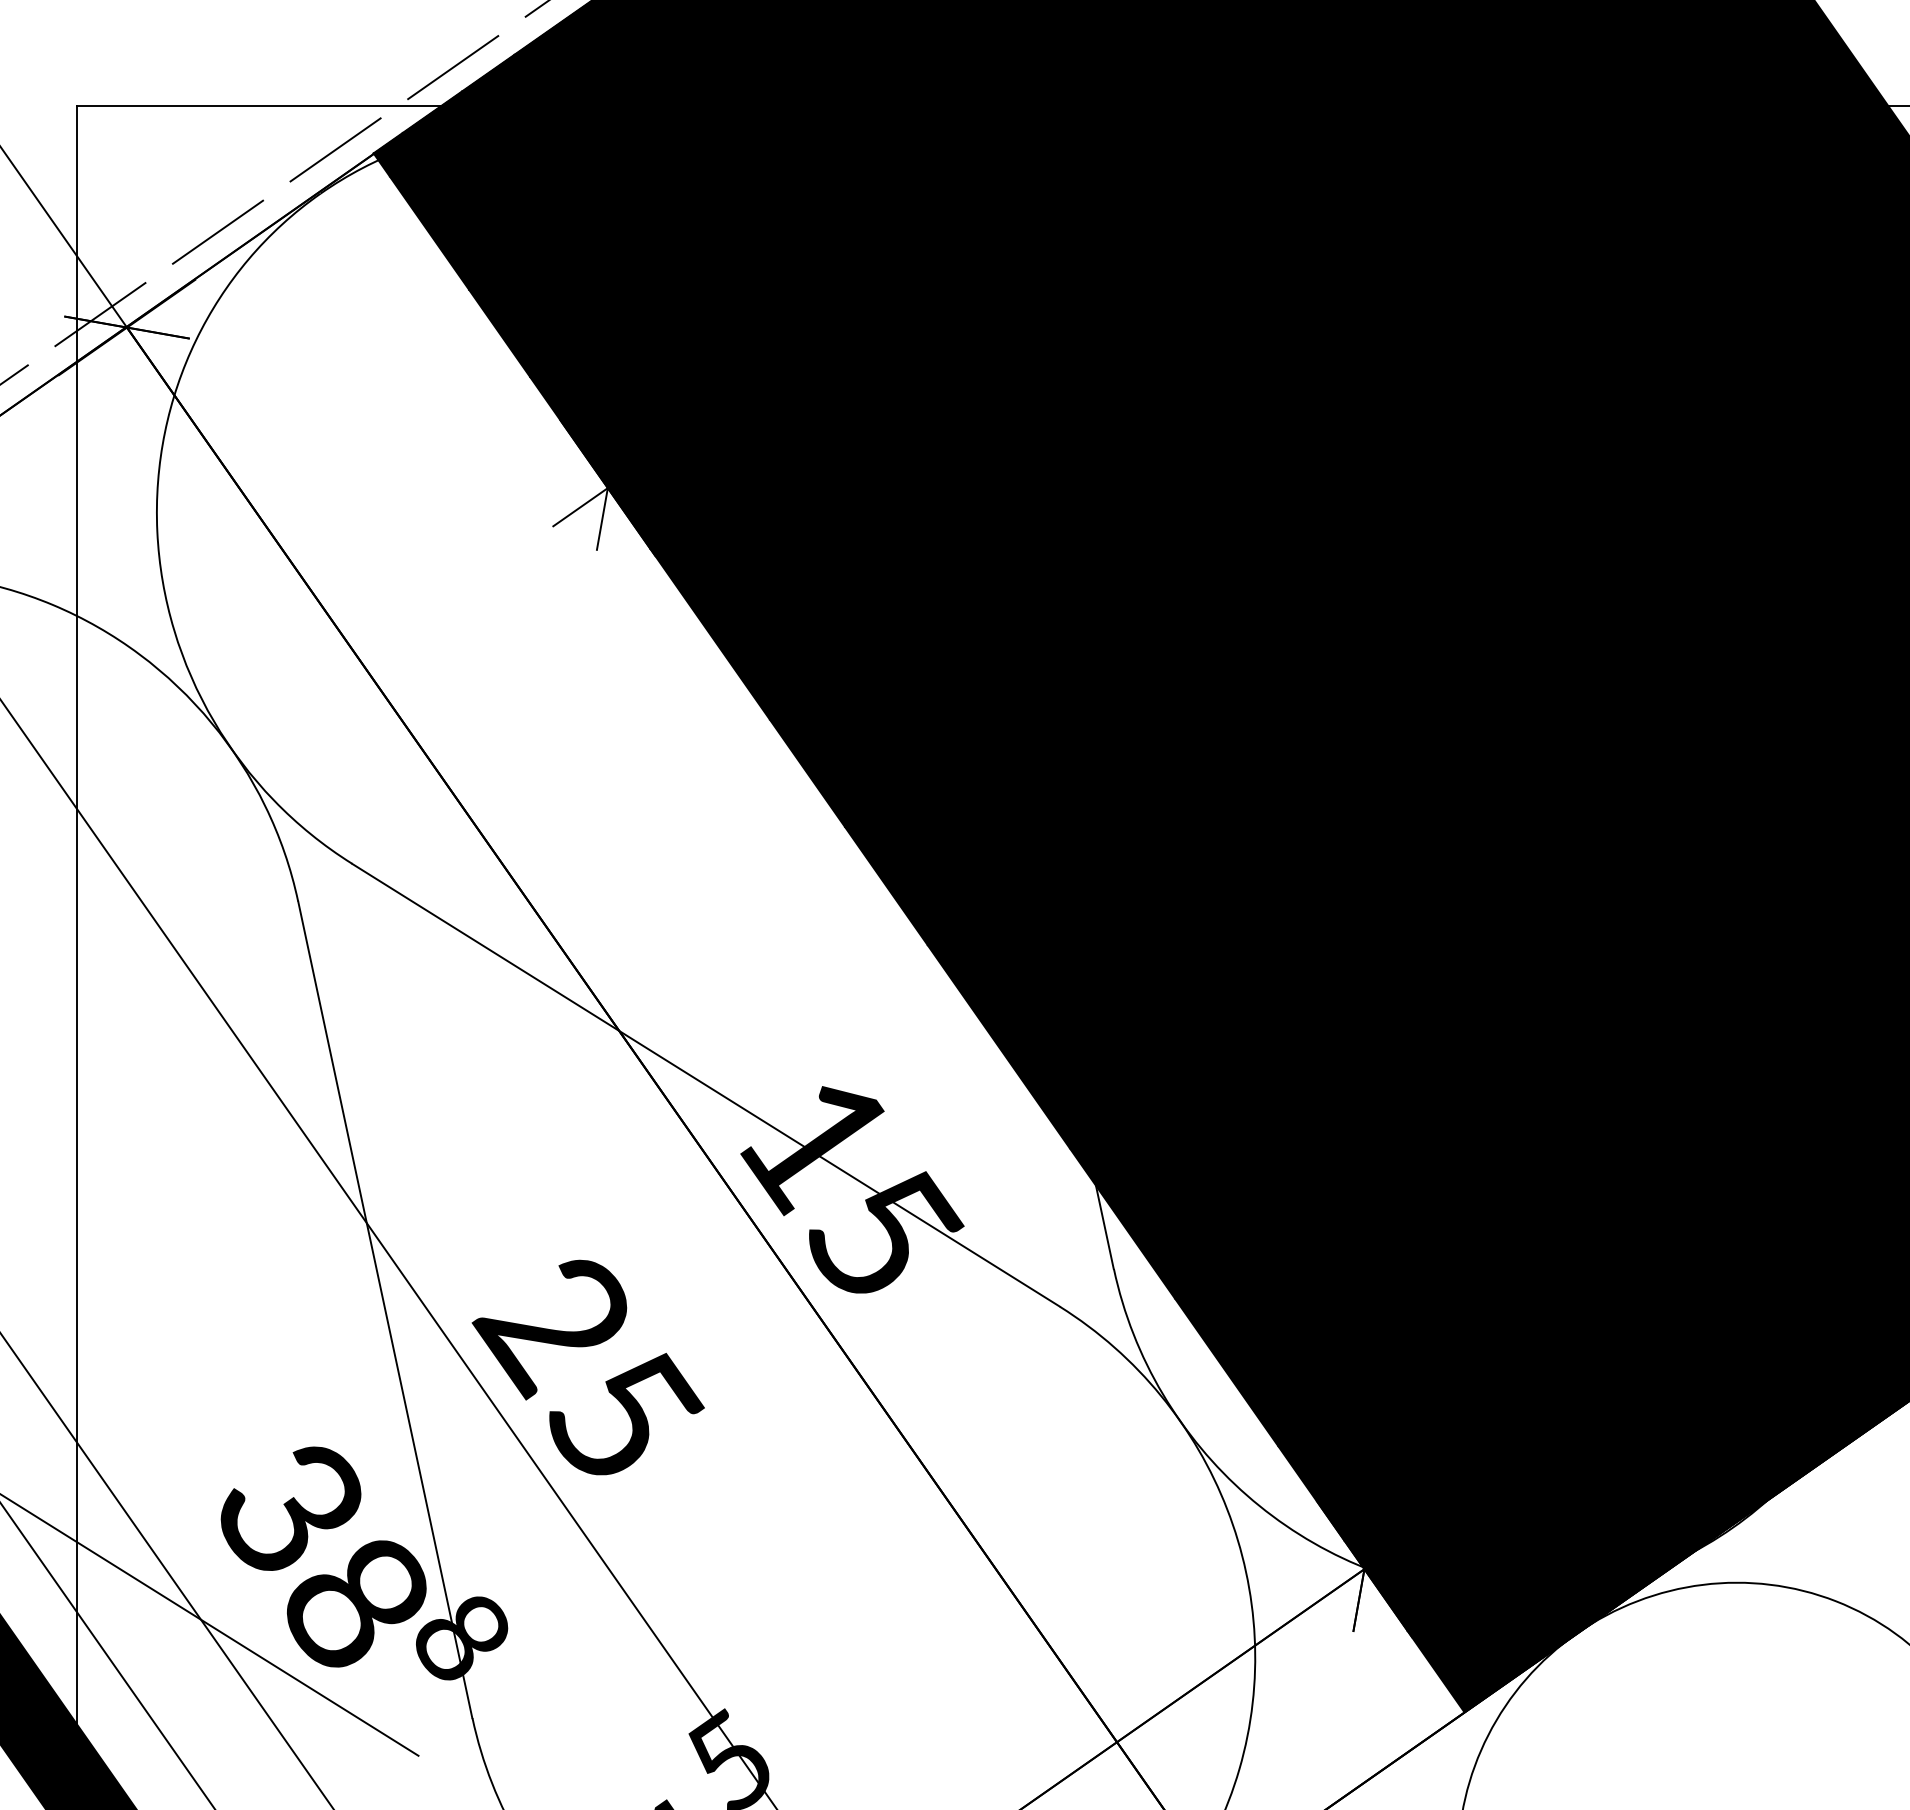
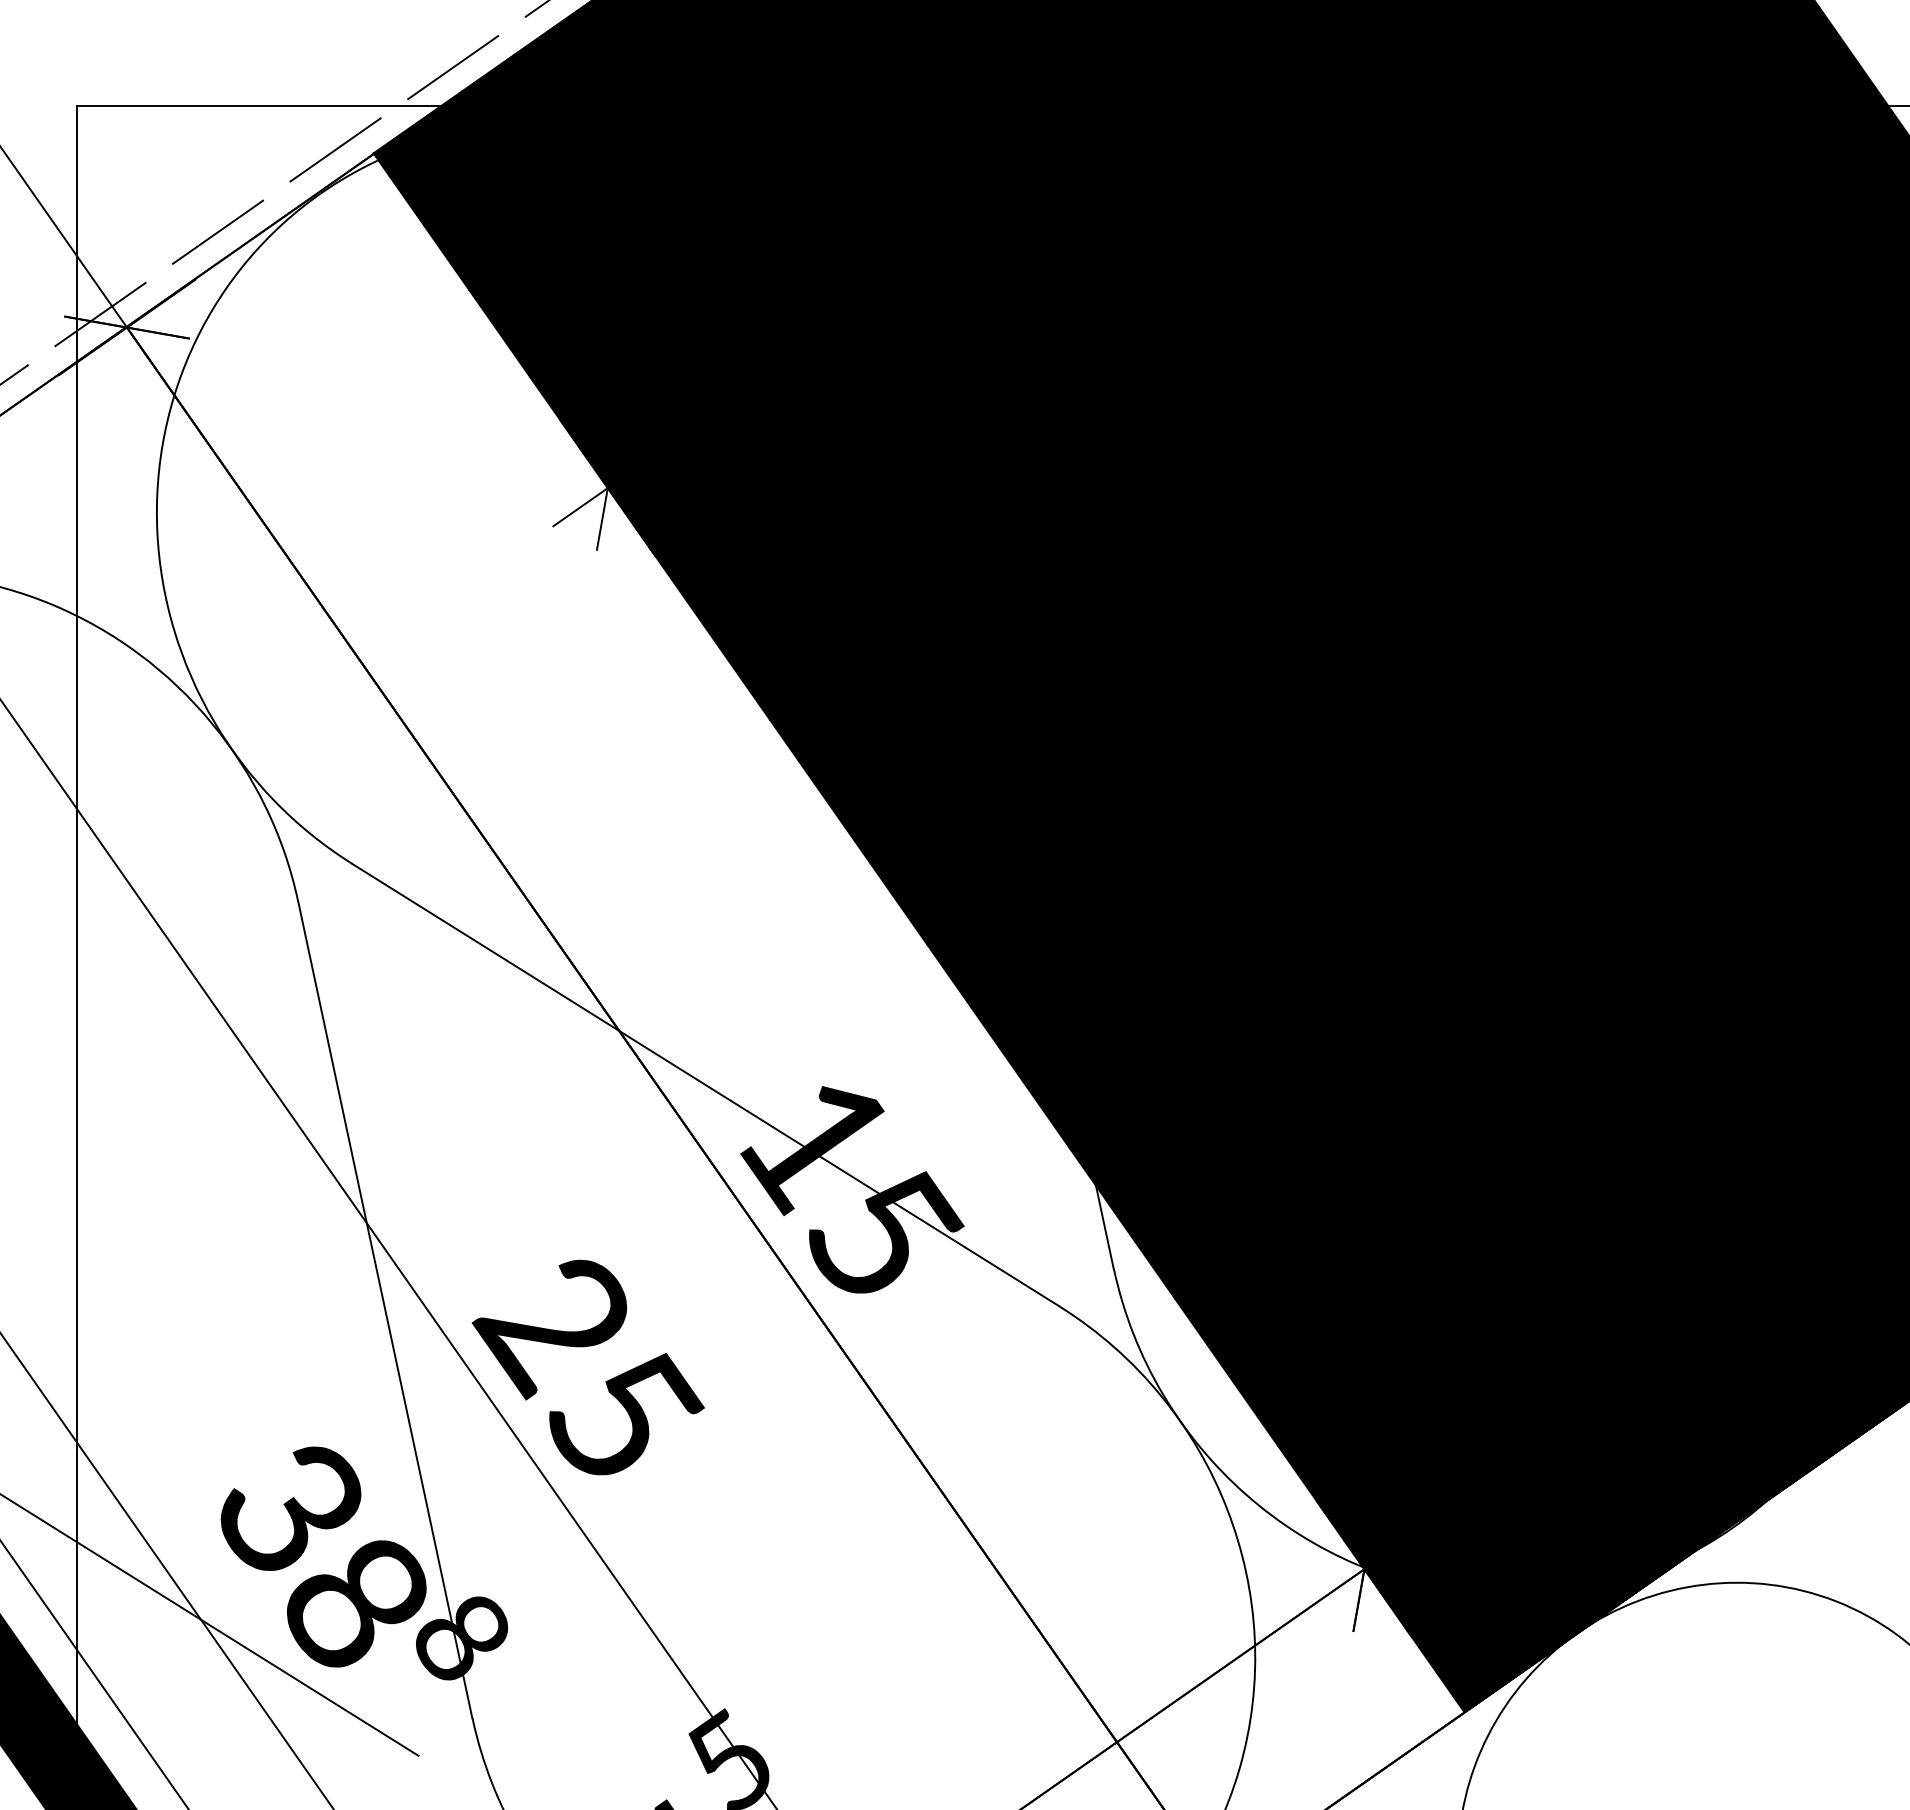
line position: (107, 1655) -> (94, 1674) (94, 1674)
